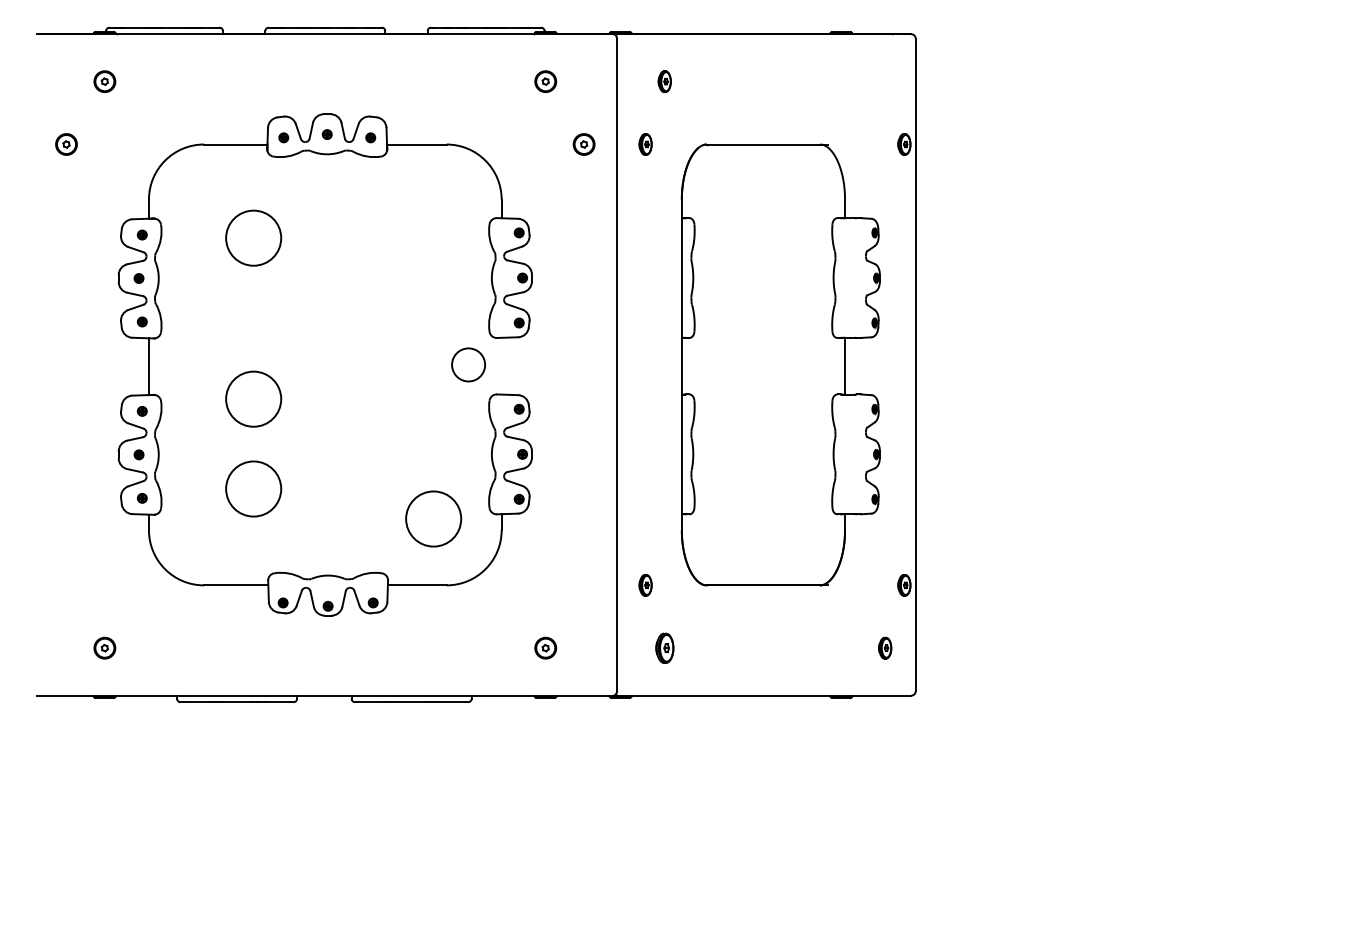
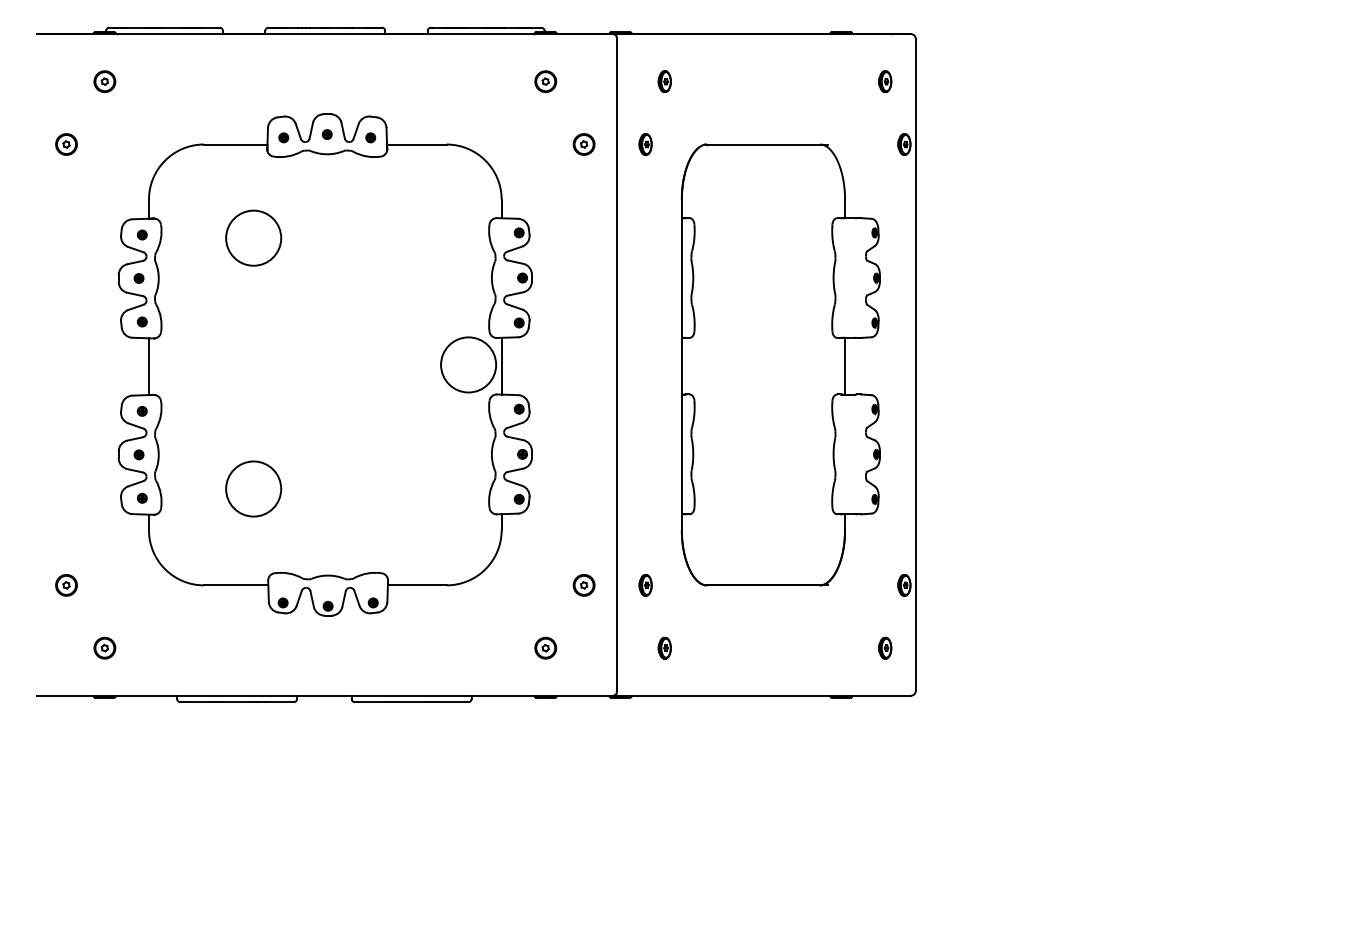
part: none -> present (885, 81)
circle diameter: 33 px -> 55 px (468, 364)
line: none -> present (501, 365)
circle: present -> none (253, 398)
circle: present -> none (433, 518)
part: none -> present (66, 585)
part: none -> present (583, 585)
part size: 20x32 px -> 15x24 px (664, 647)
